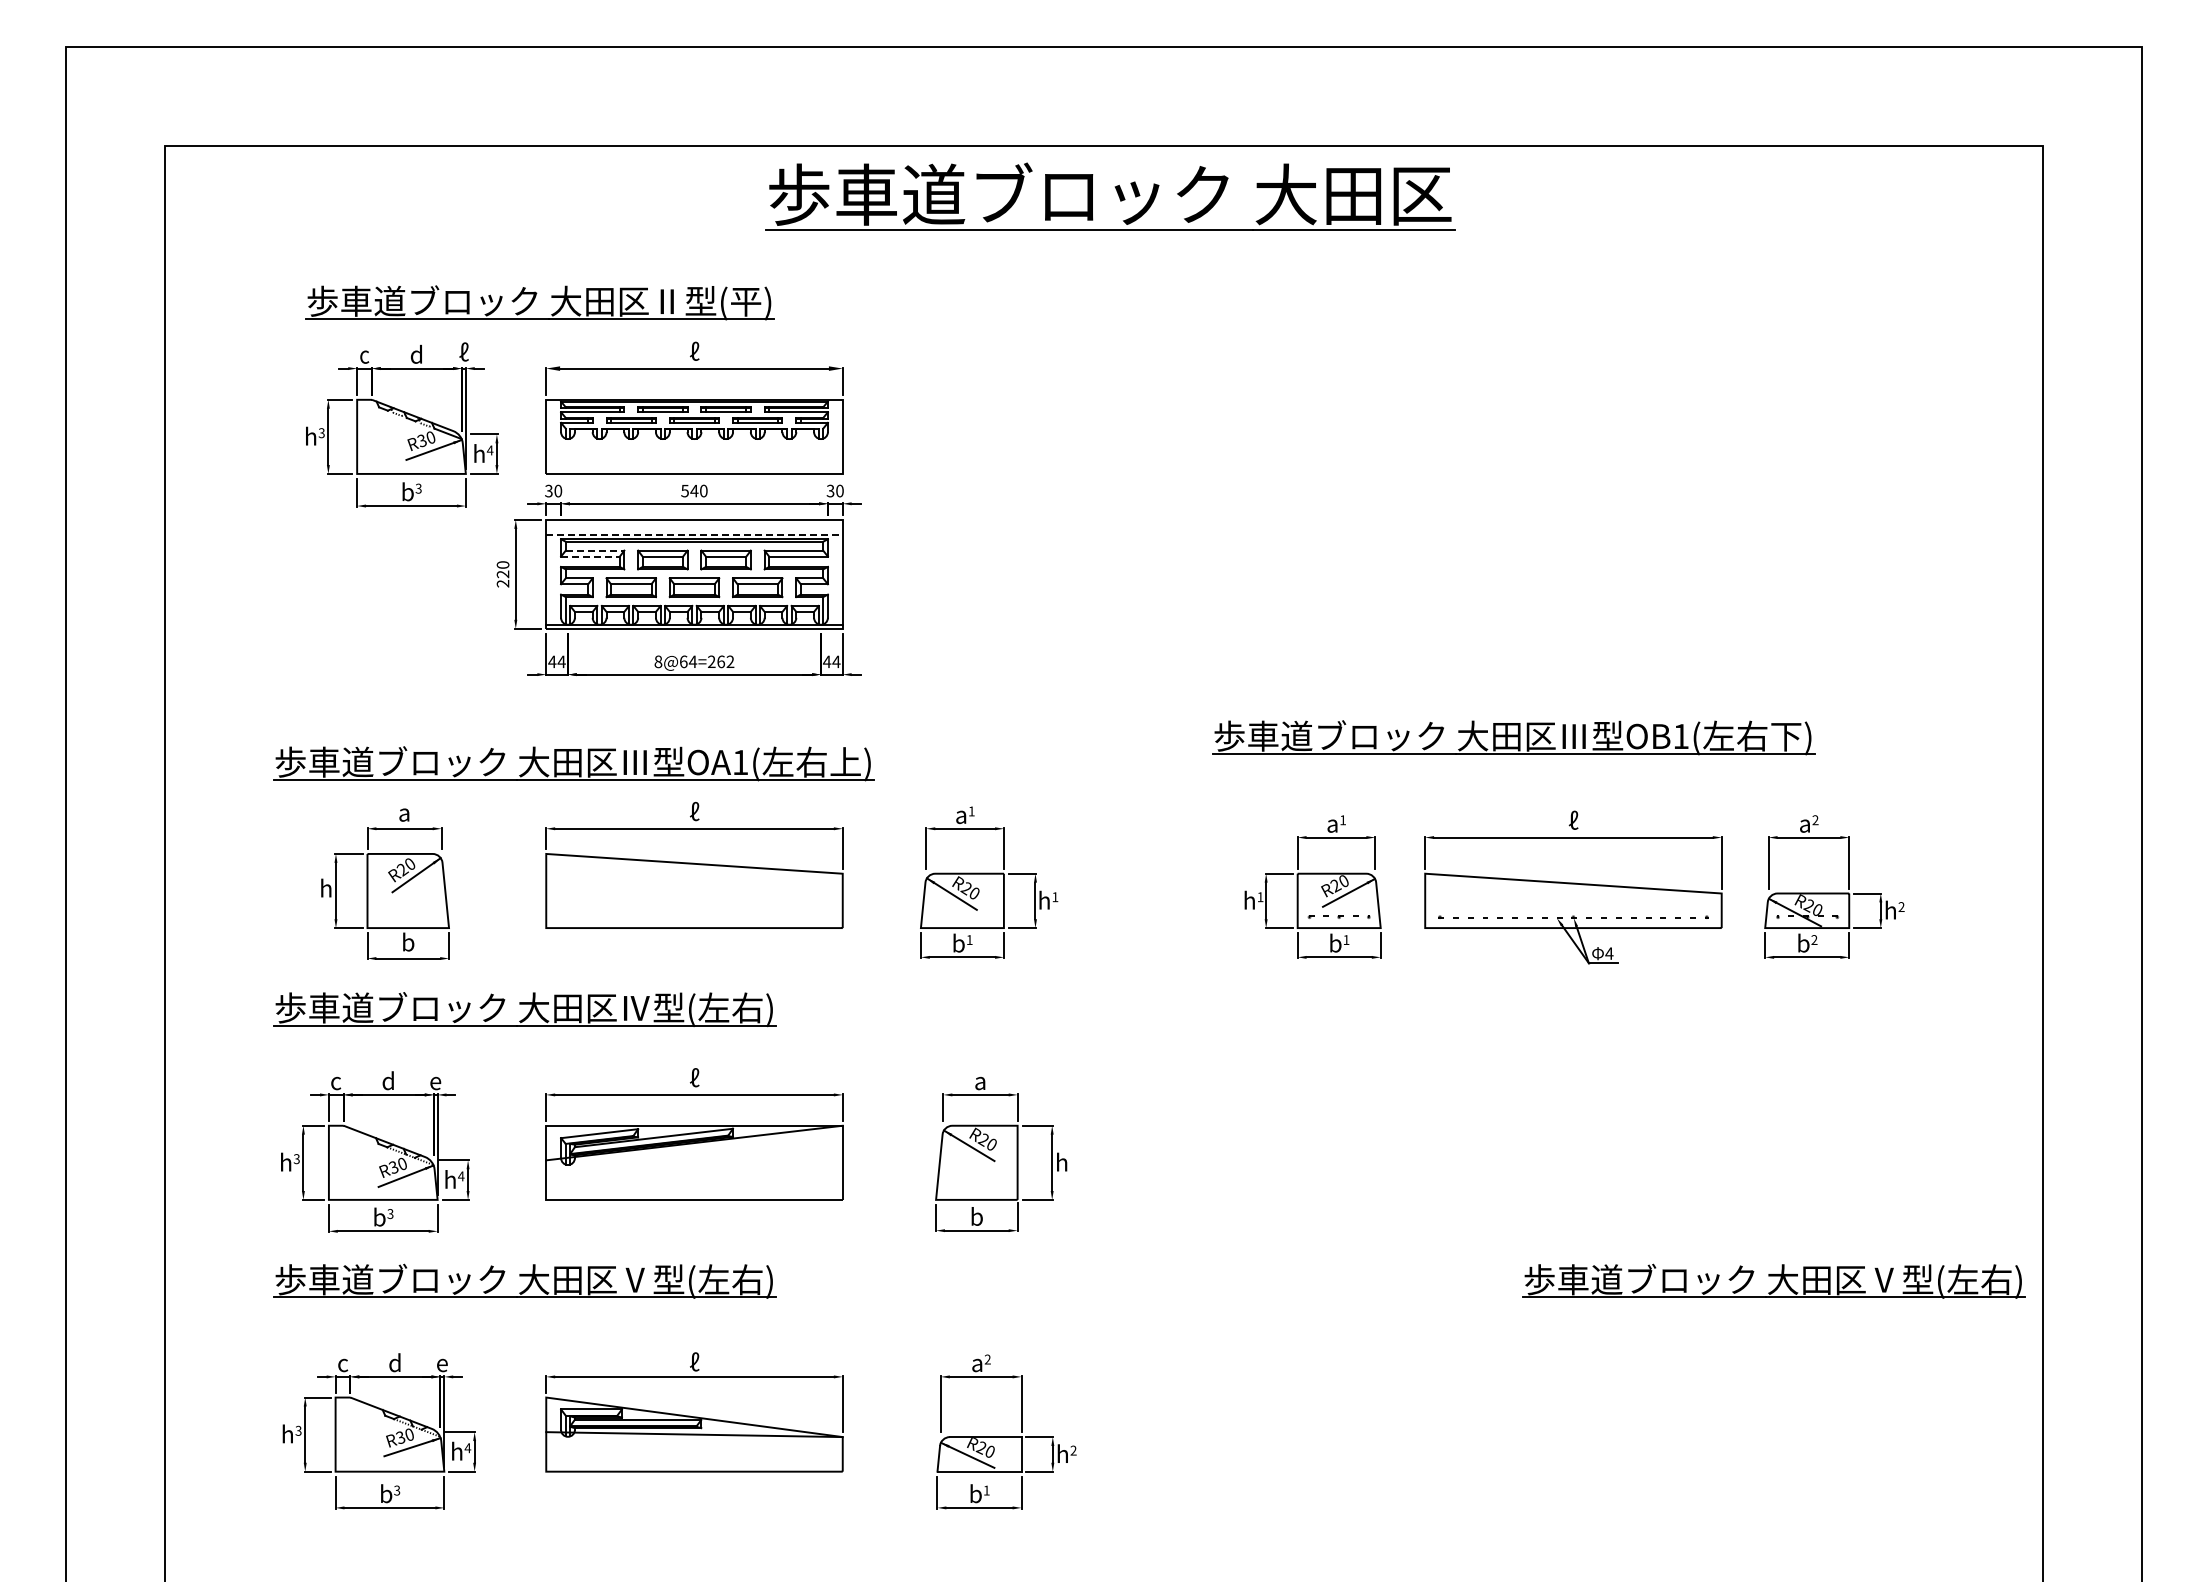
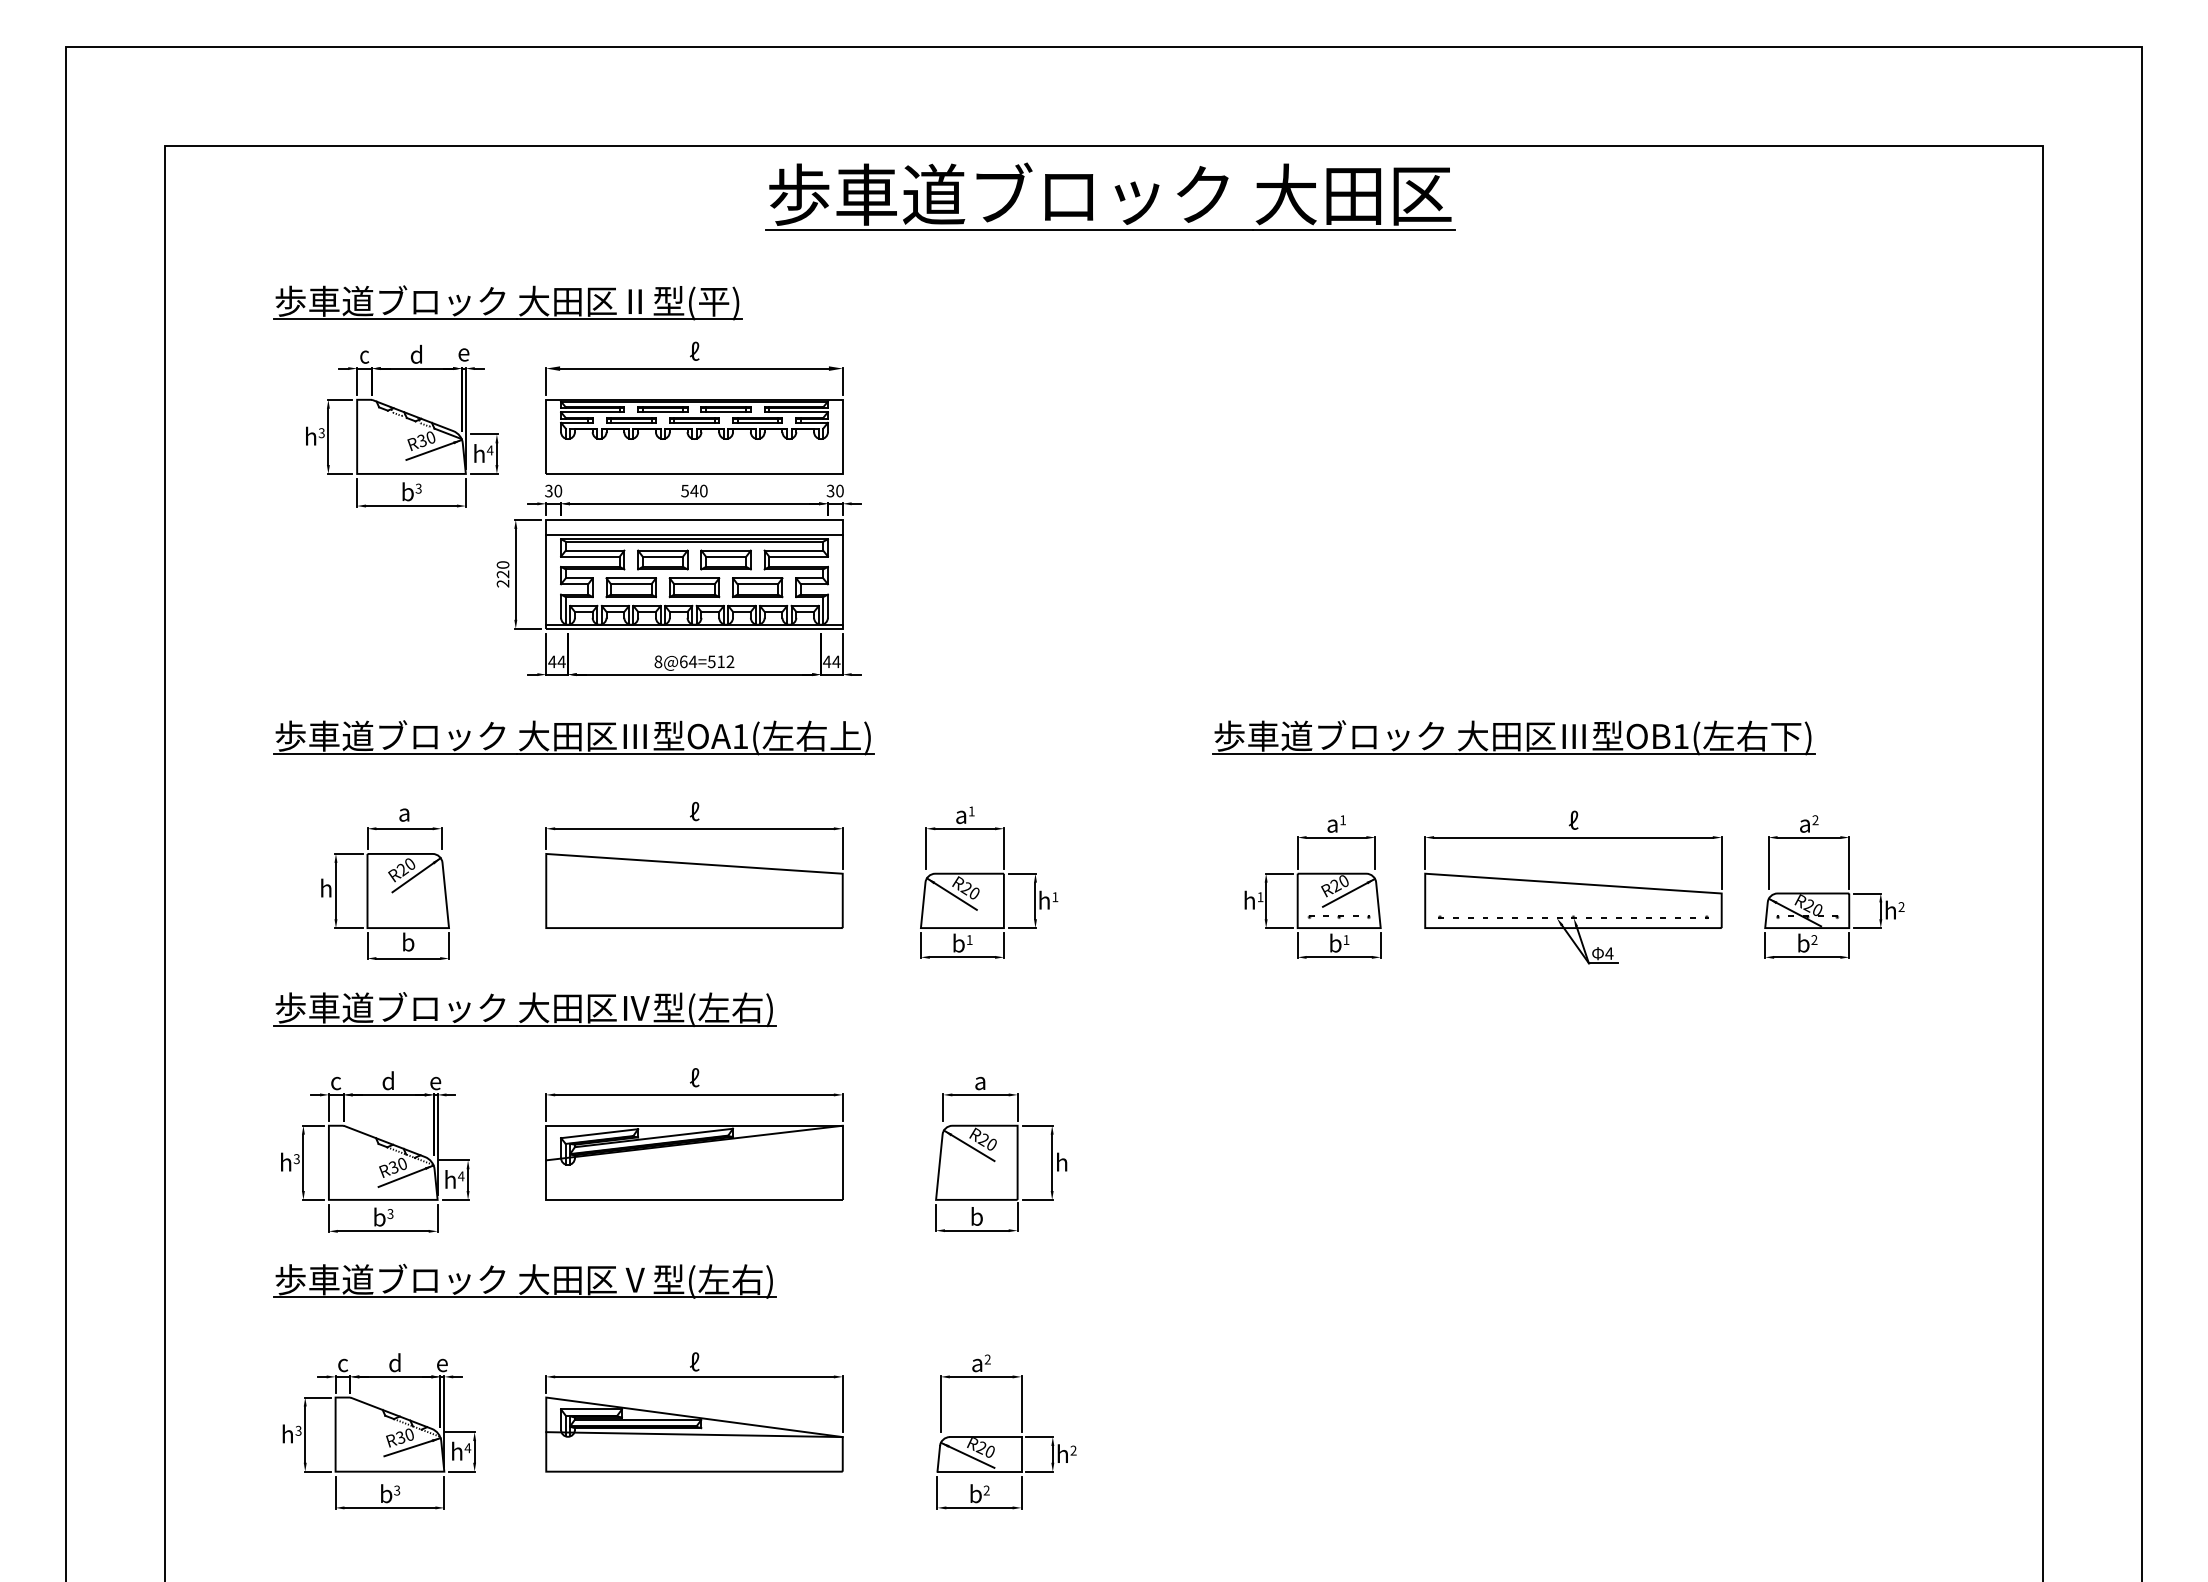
part position: (539, 302) -> (507, 302) (507, 302)
text: ℓ -> e (463, 351)
line: dashed -> solid (695, 534)
line: dashed -> solid (595, 550)
line: dashed -> solid (590, 556)
text: 8@64=262 -> 8@64=512 (716, 661)
part position: (573, 763) -> (573, 737) (573, 737)
part: present -> none (1773, 1280)
text: 1 -> 2 (986, 1490)
